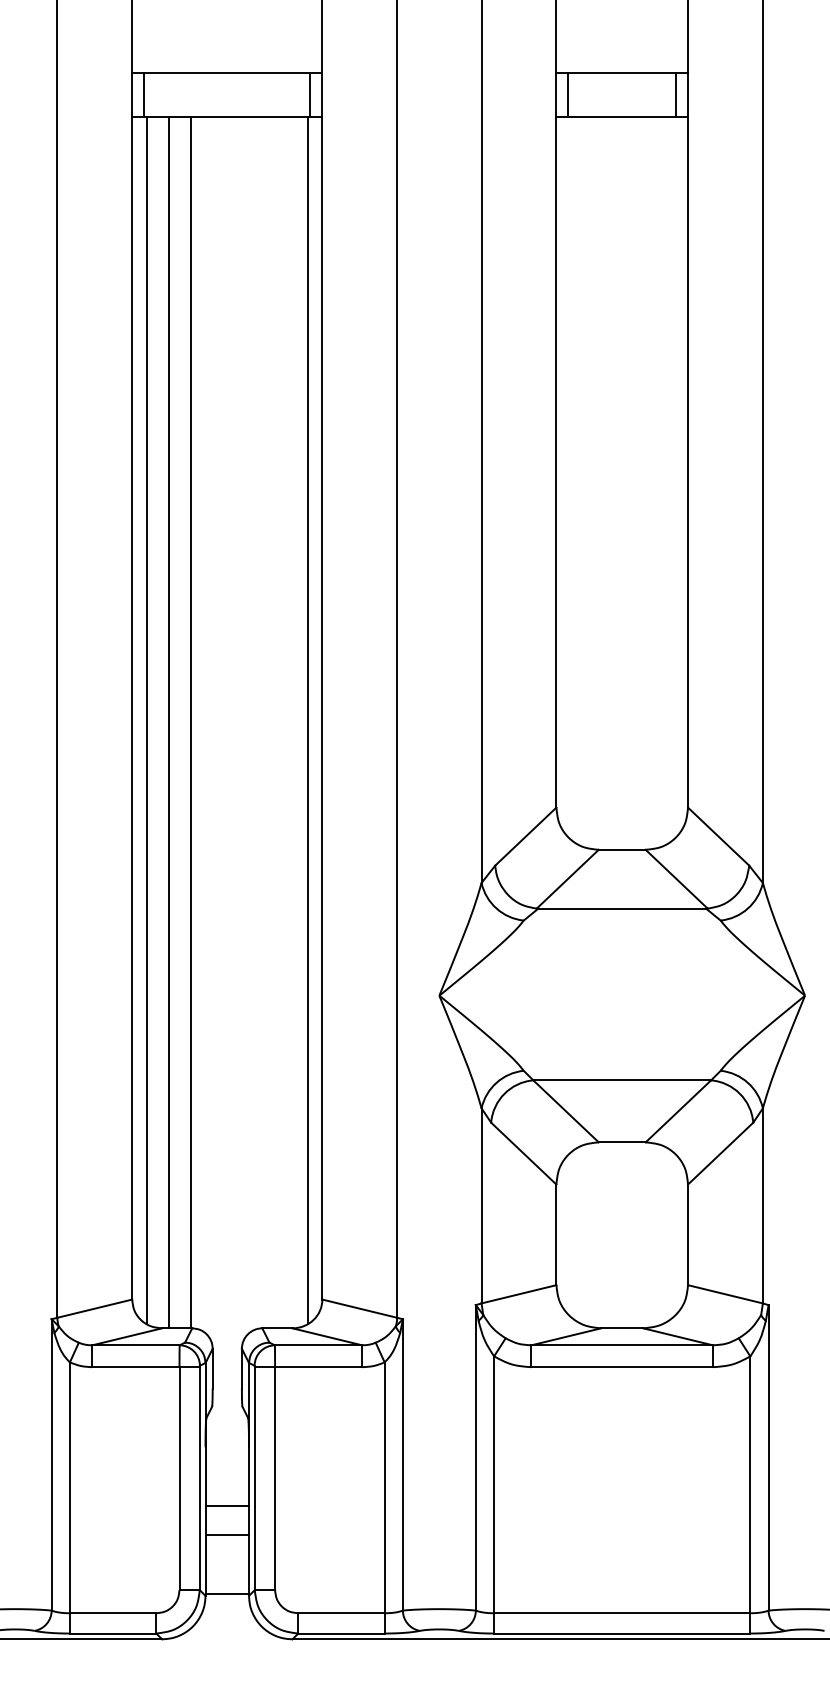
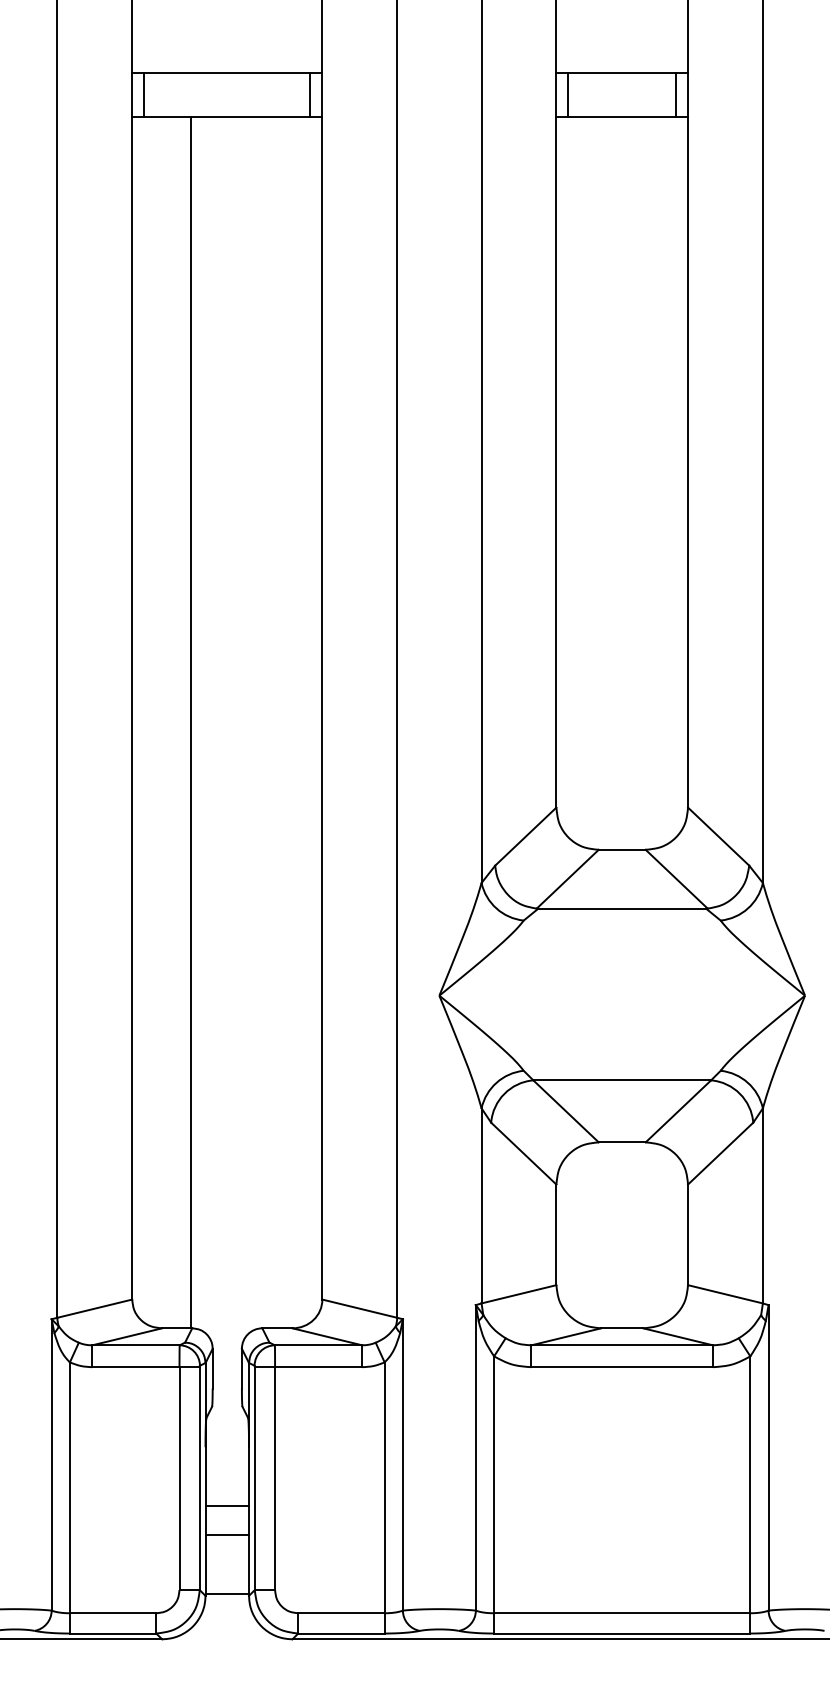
line: present -> none (146, 720)
line: present -> none (307, 720)
line: present -> none (168, 722)
